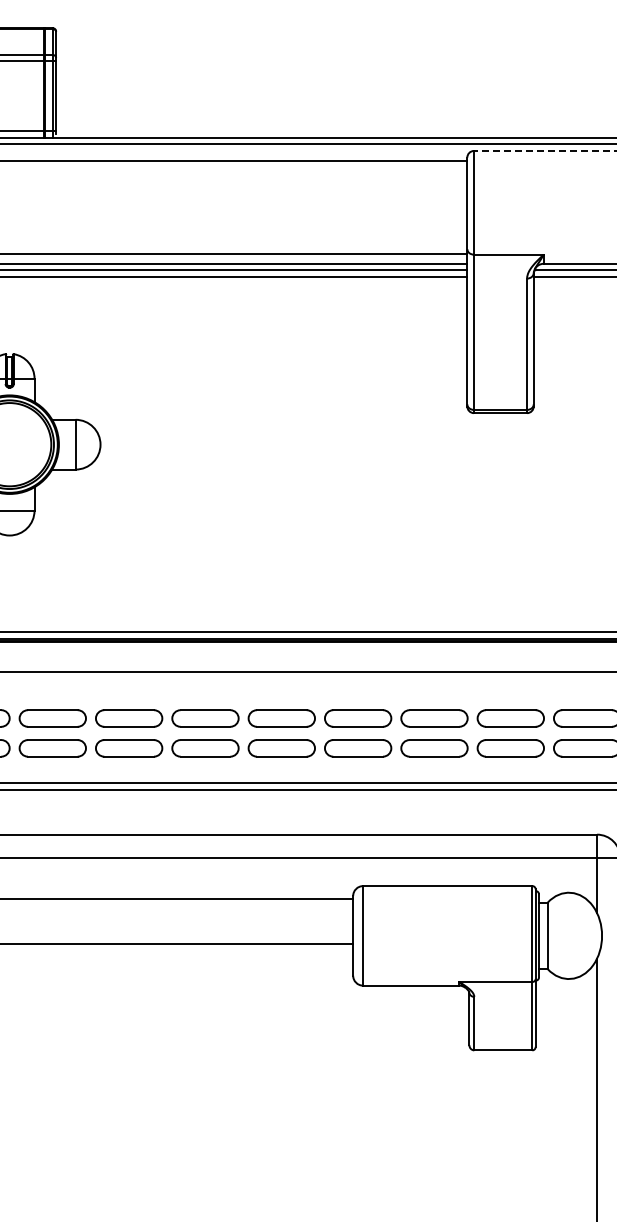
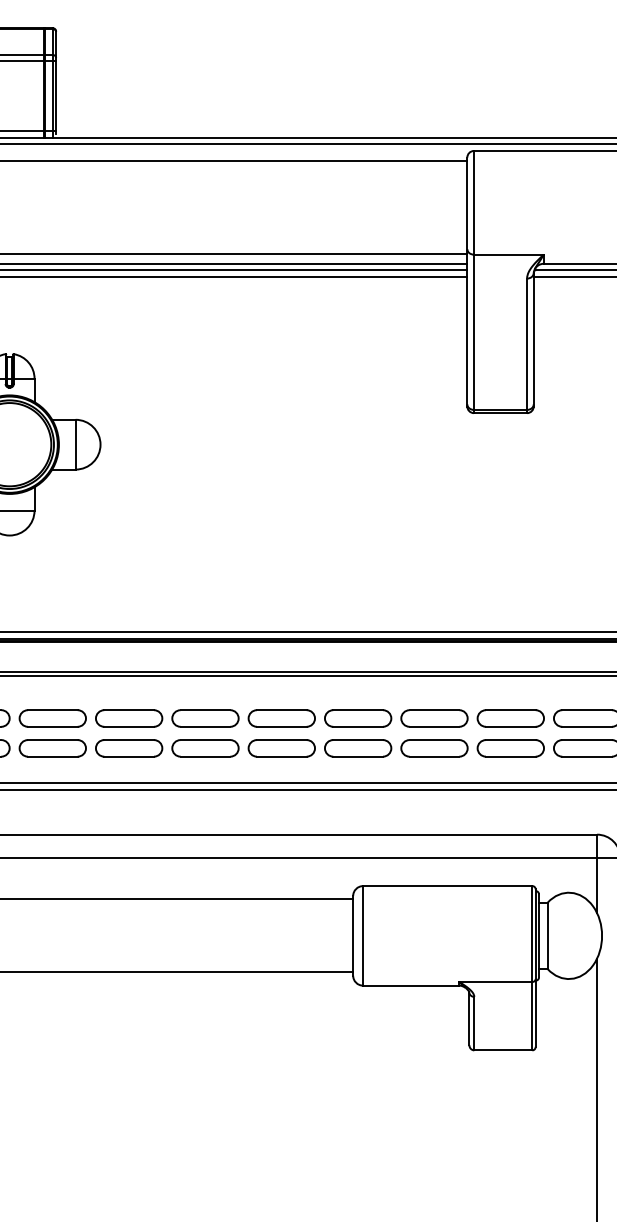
line: dashed -> solid (544, 150)
line: none -> present (307, 676)
line position: (177, 944) -> (177, 972) (177, 972)
